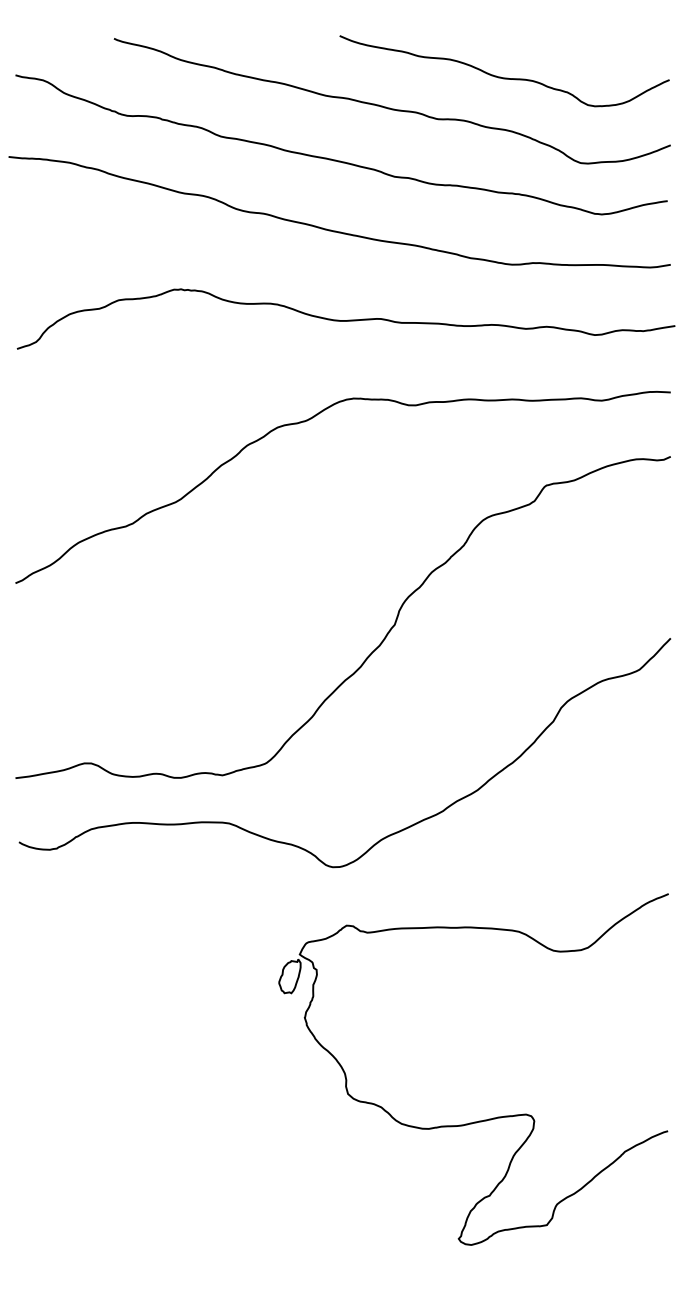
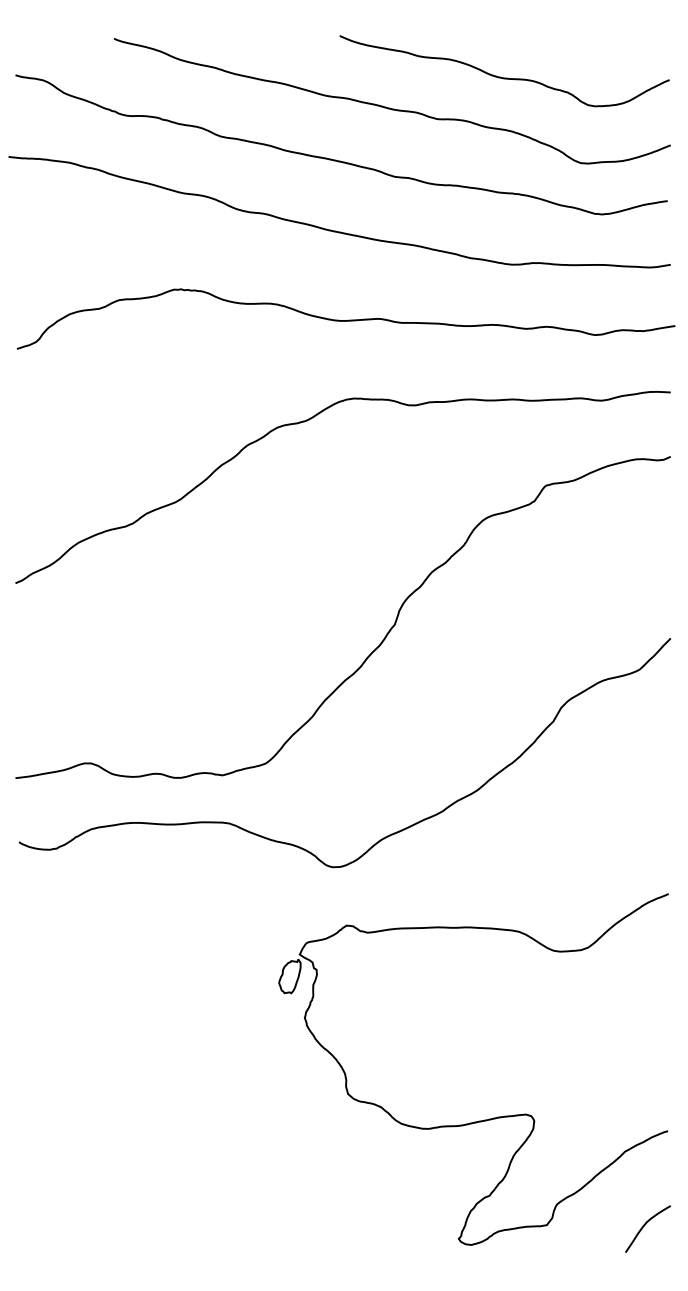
curve: none -> present (645, 1225)
